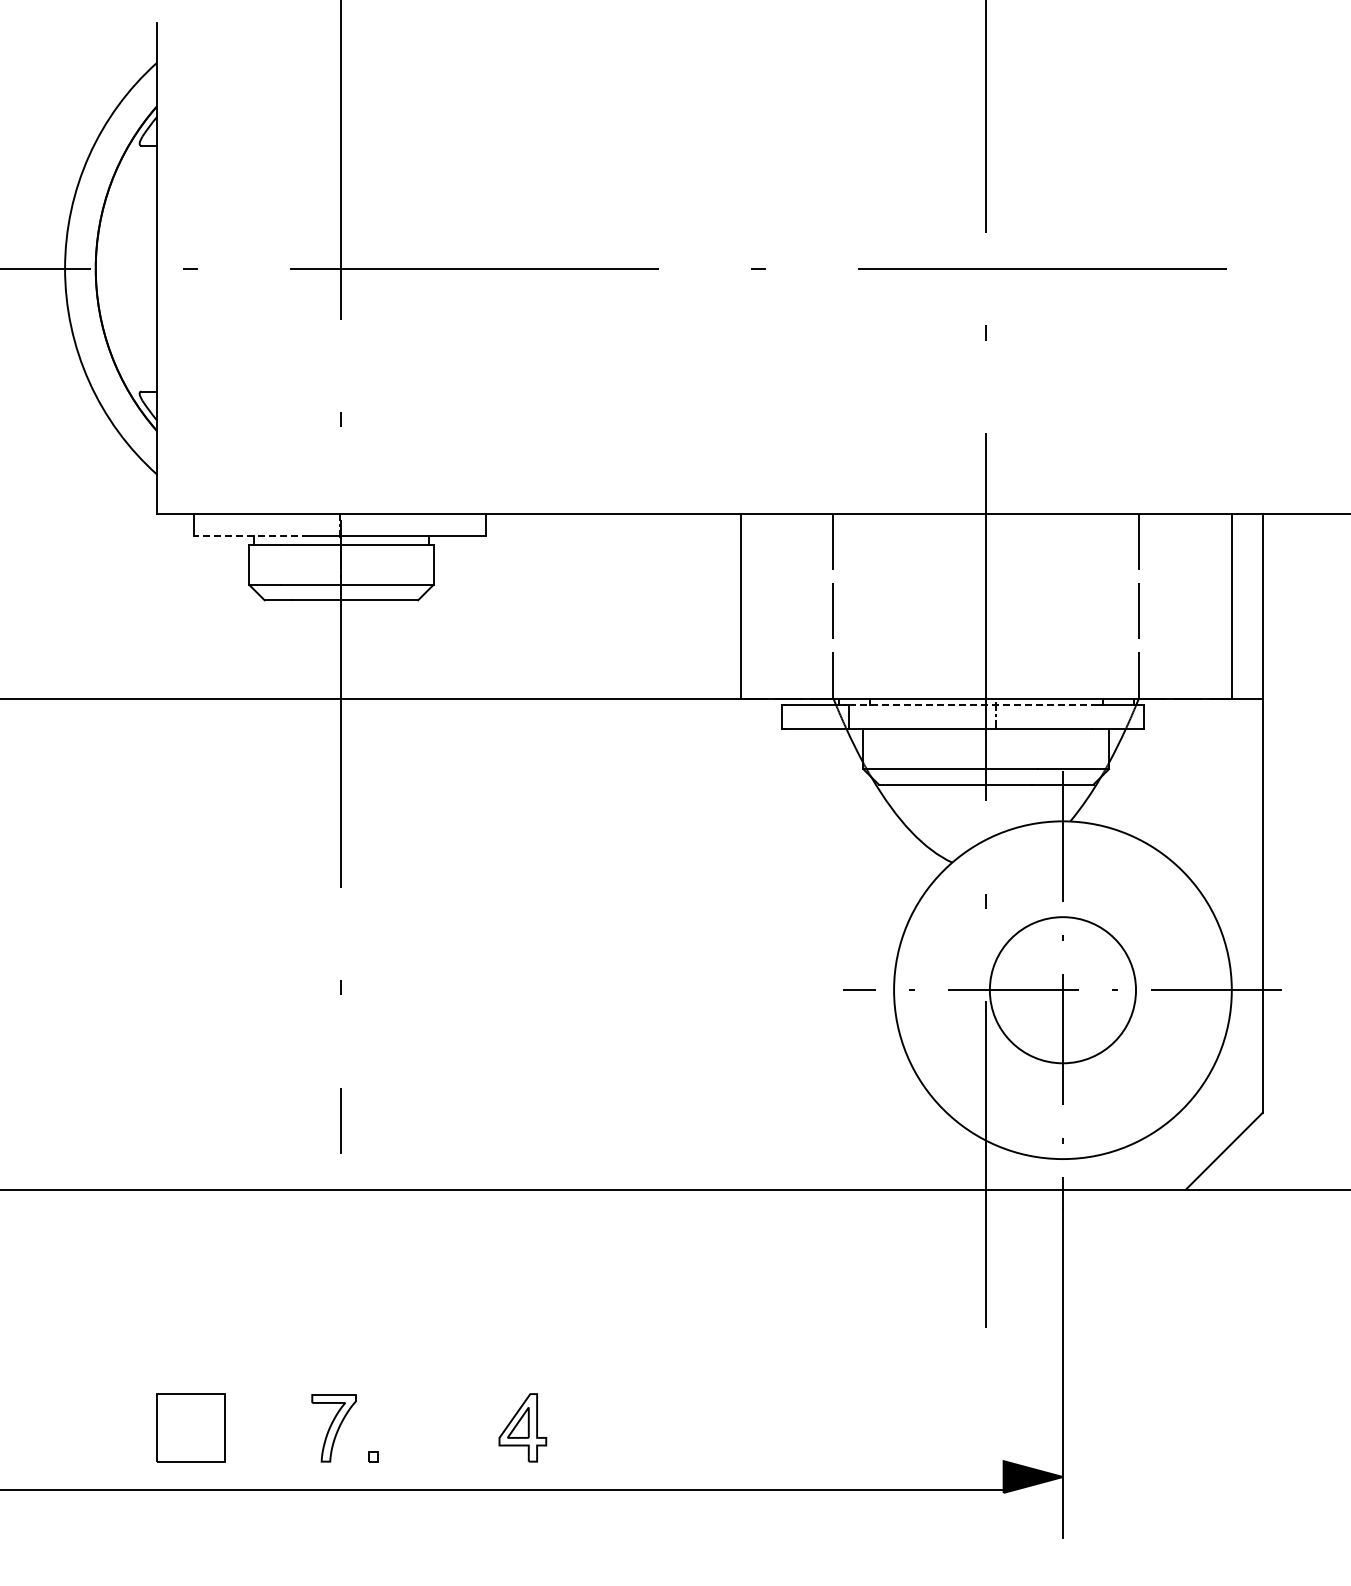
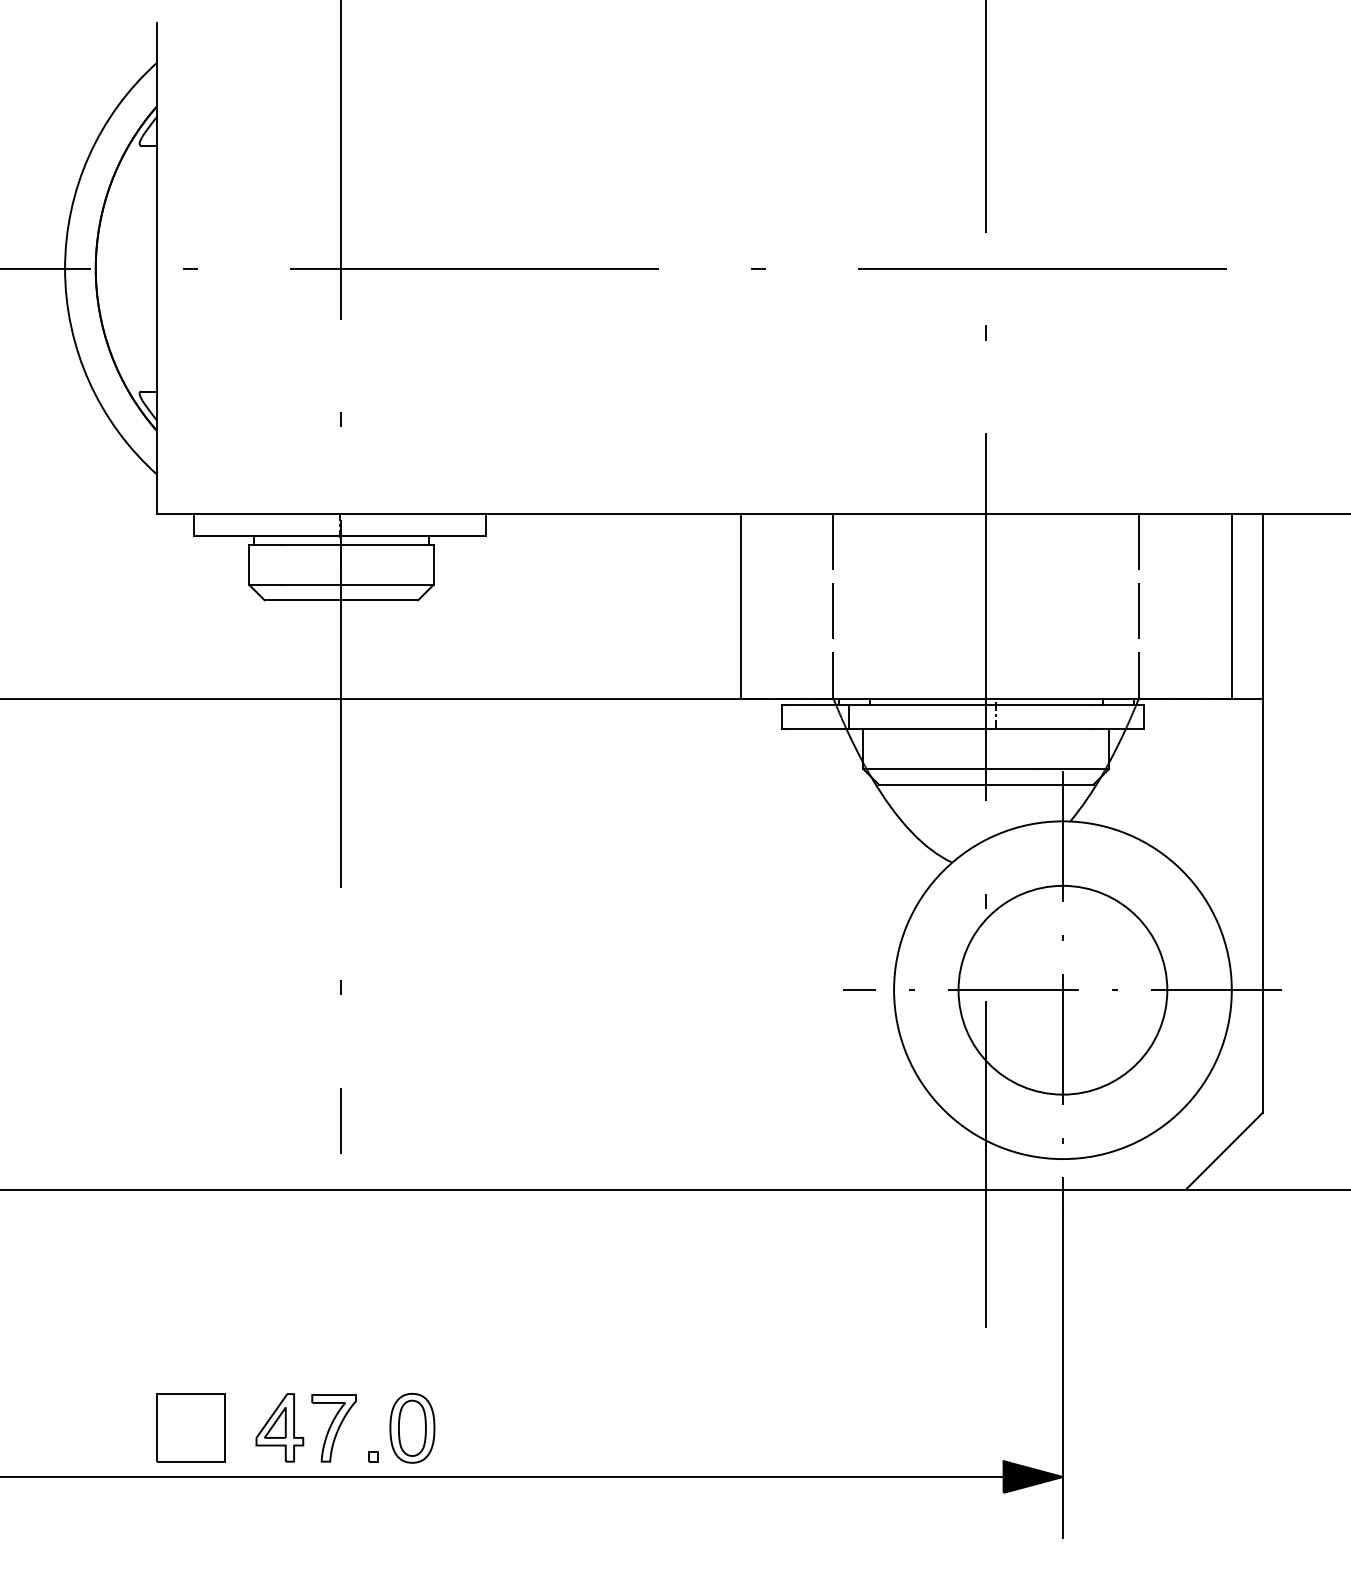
line: dashed -> solid (251, 535)
line: dashed -> solid (970, 704)
circle diameter: 146 px -> 209 px (1062, 989)
part position: (522, 1427) -> (279, 1427) (279, 1427)
part: none -> present (412, 1428)
line position: (502, 1490) -> (502, 1477) (502, 1477)
